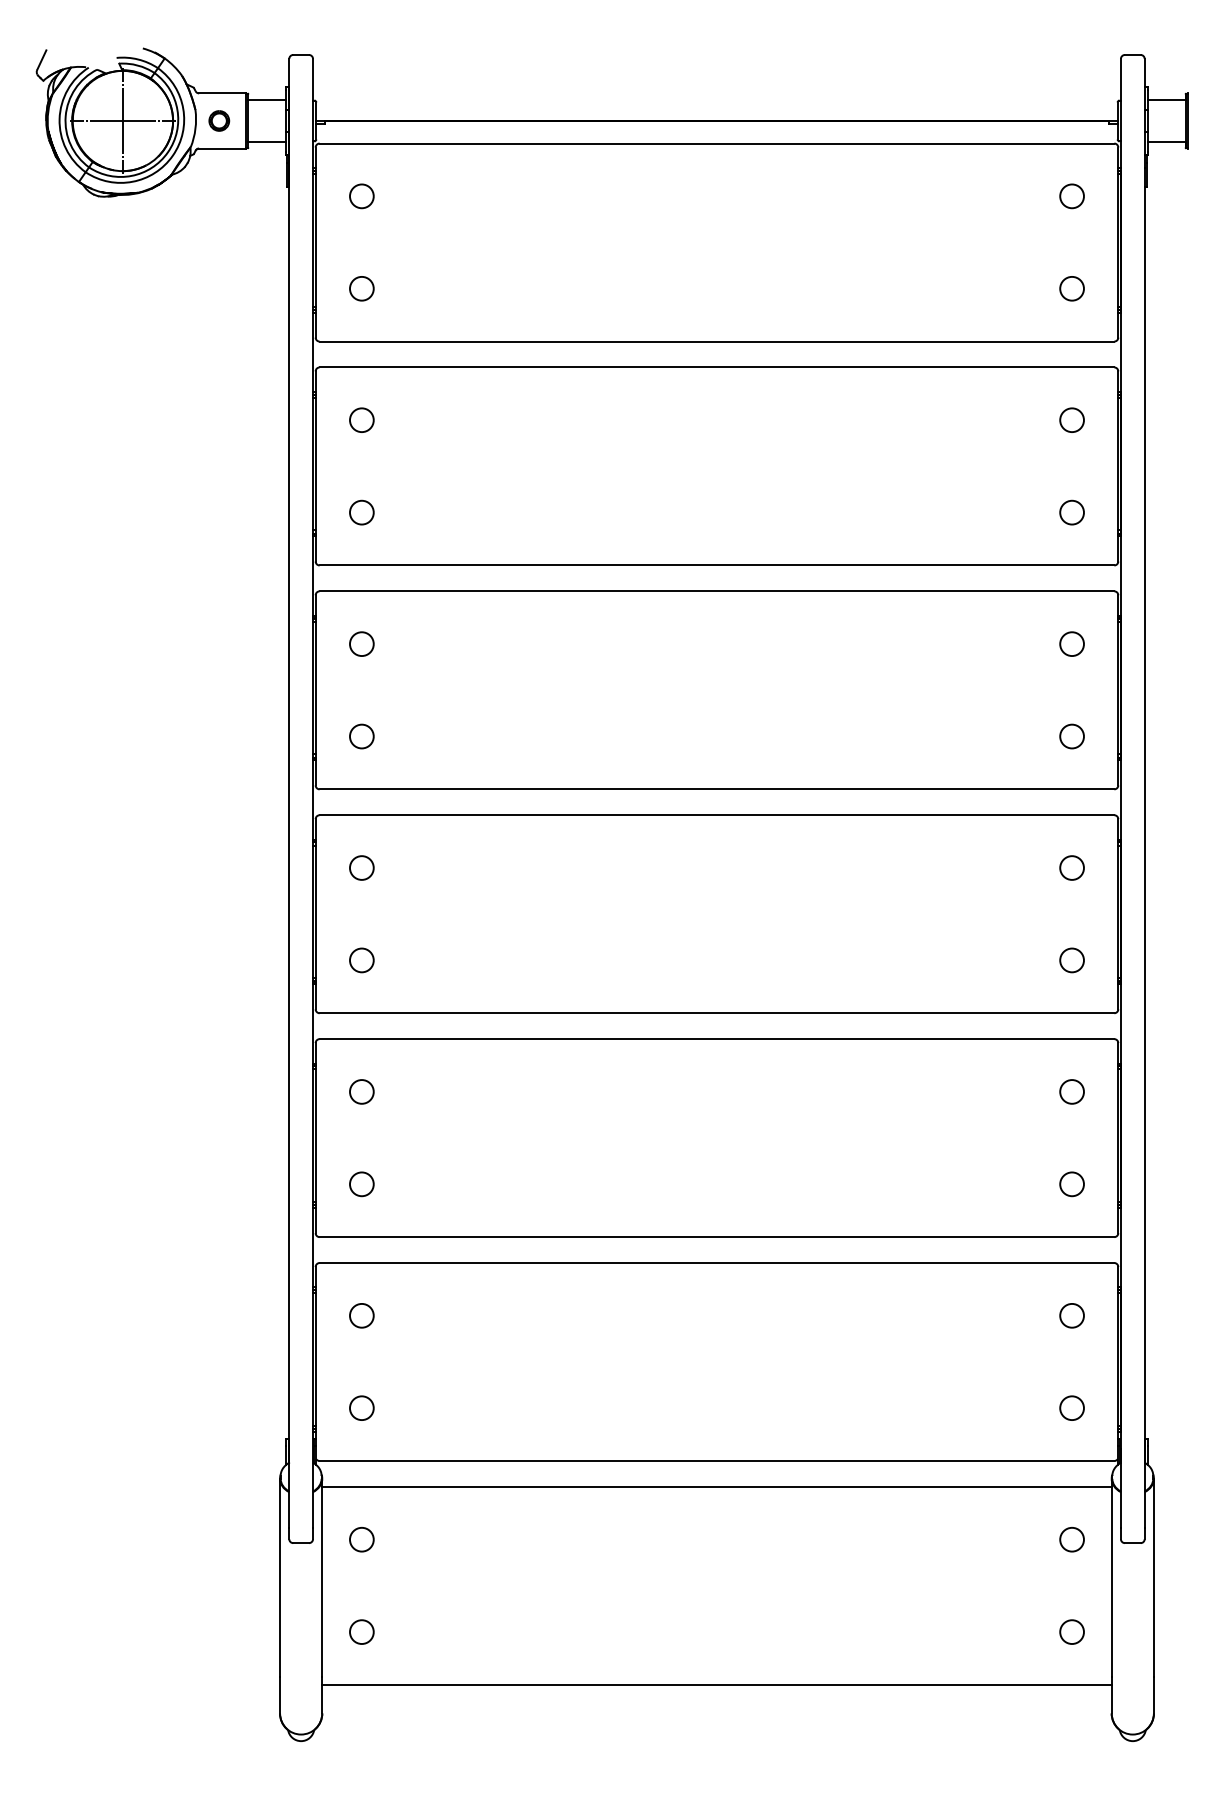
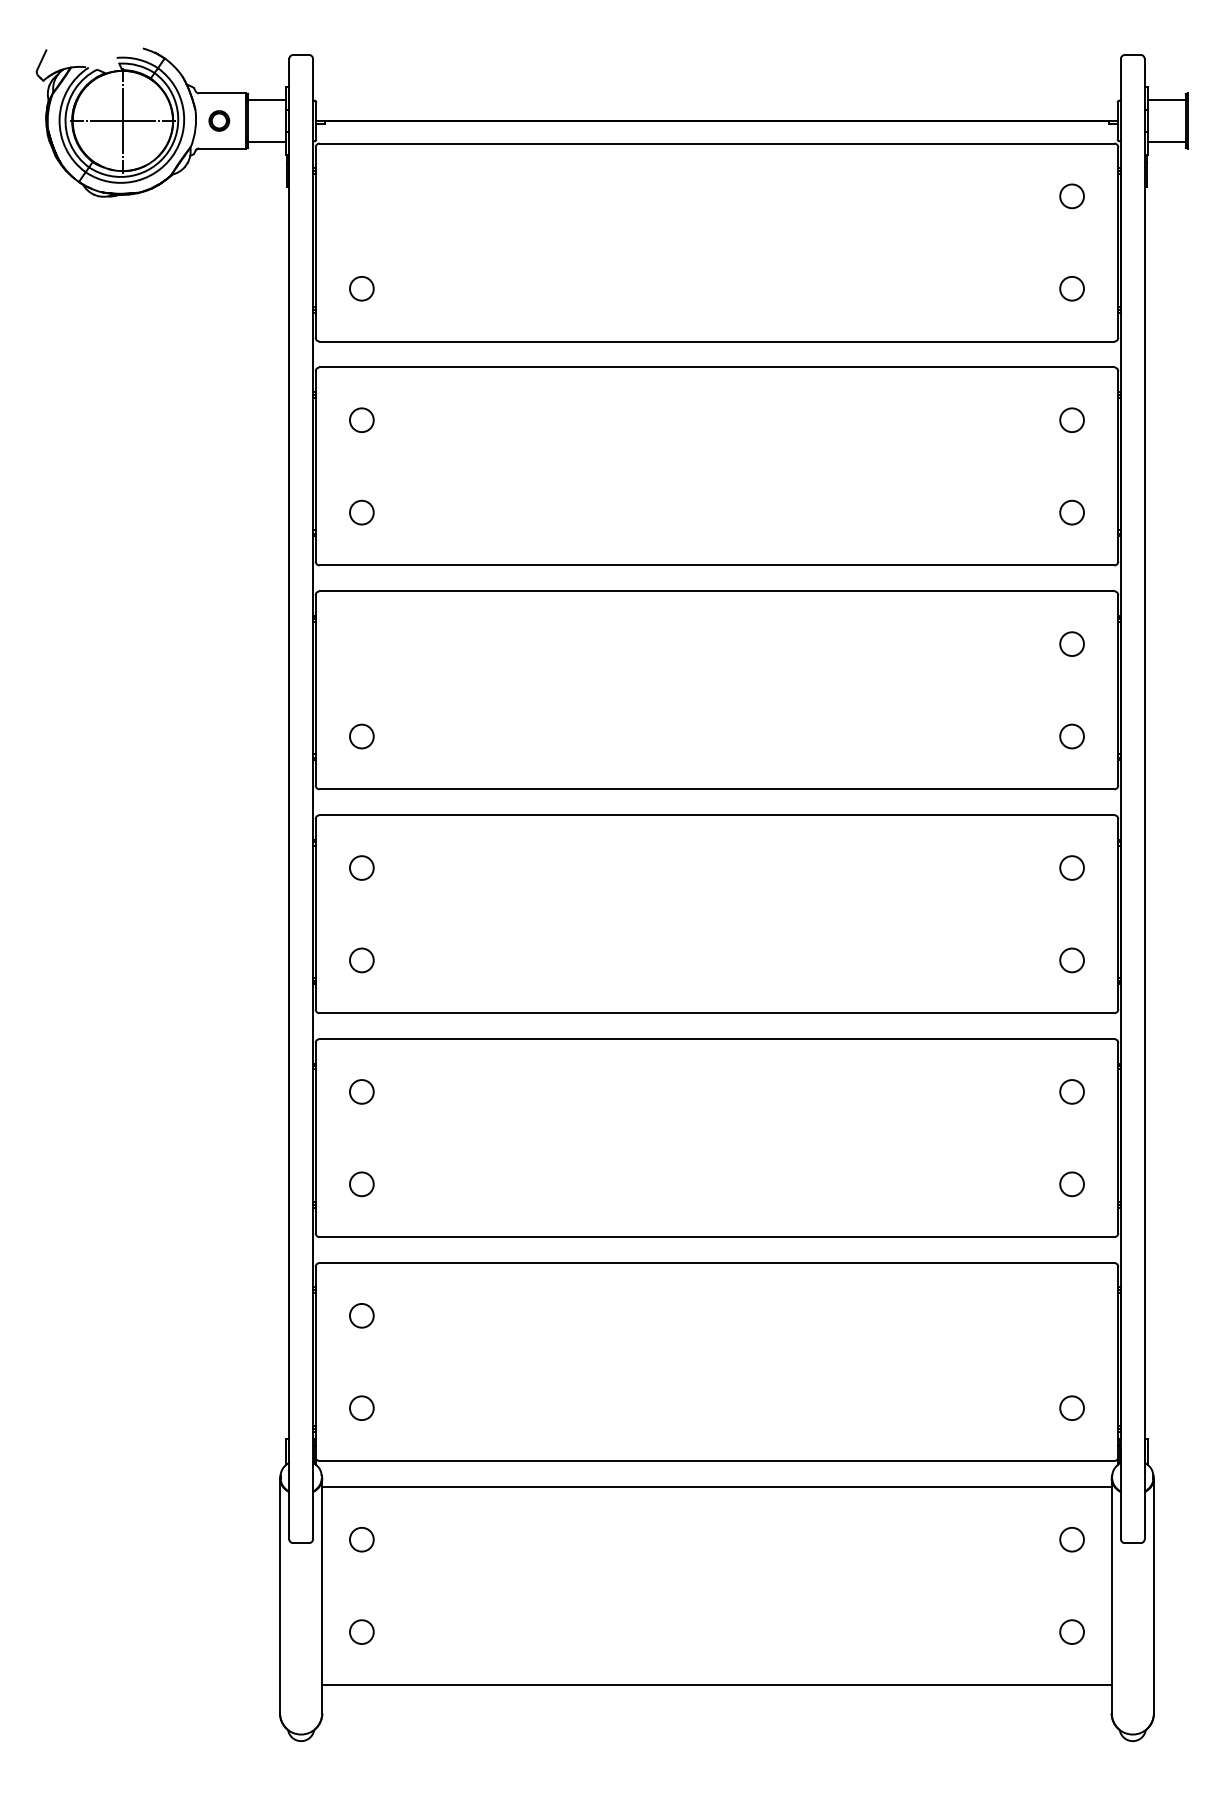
circle: present -> none (361, 196)
circle: present -> none (361, 643)
circle: present -> none (1071, 1315)
